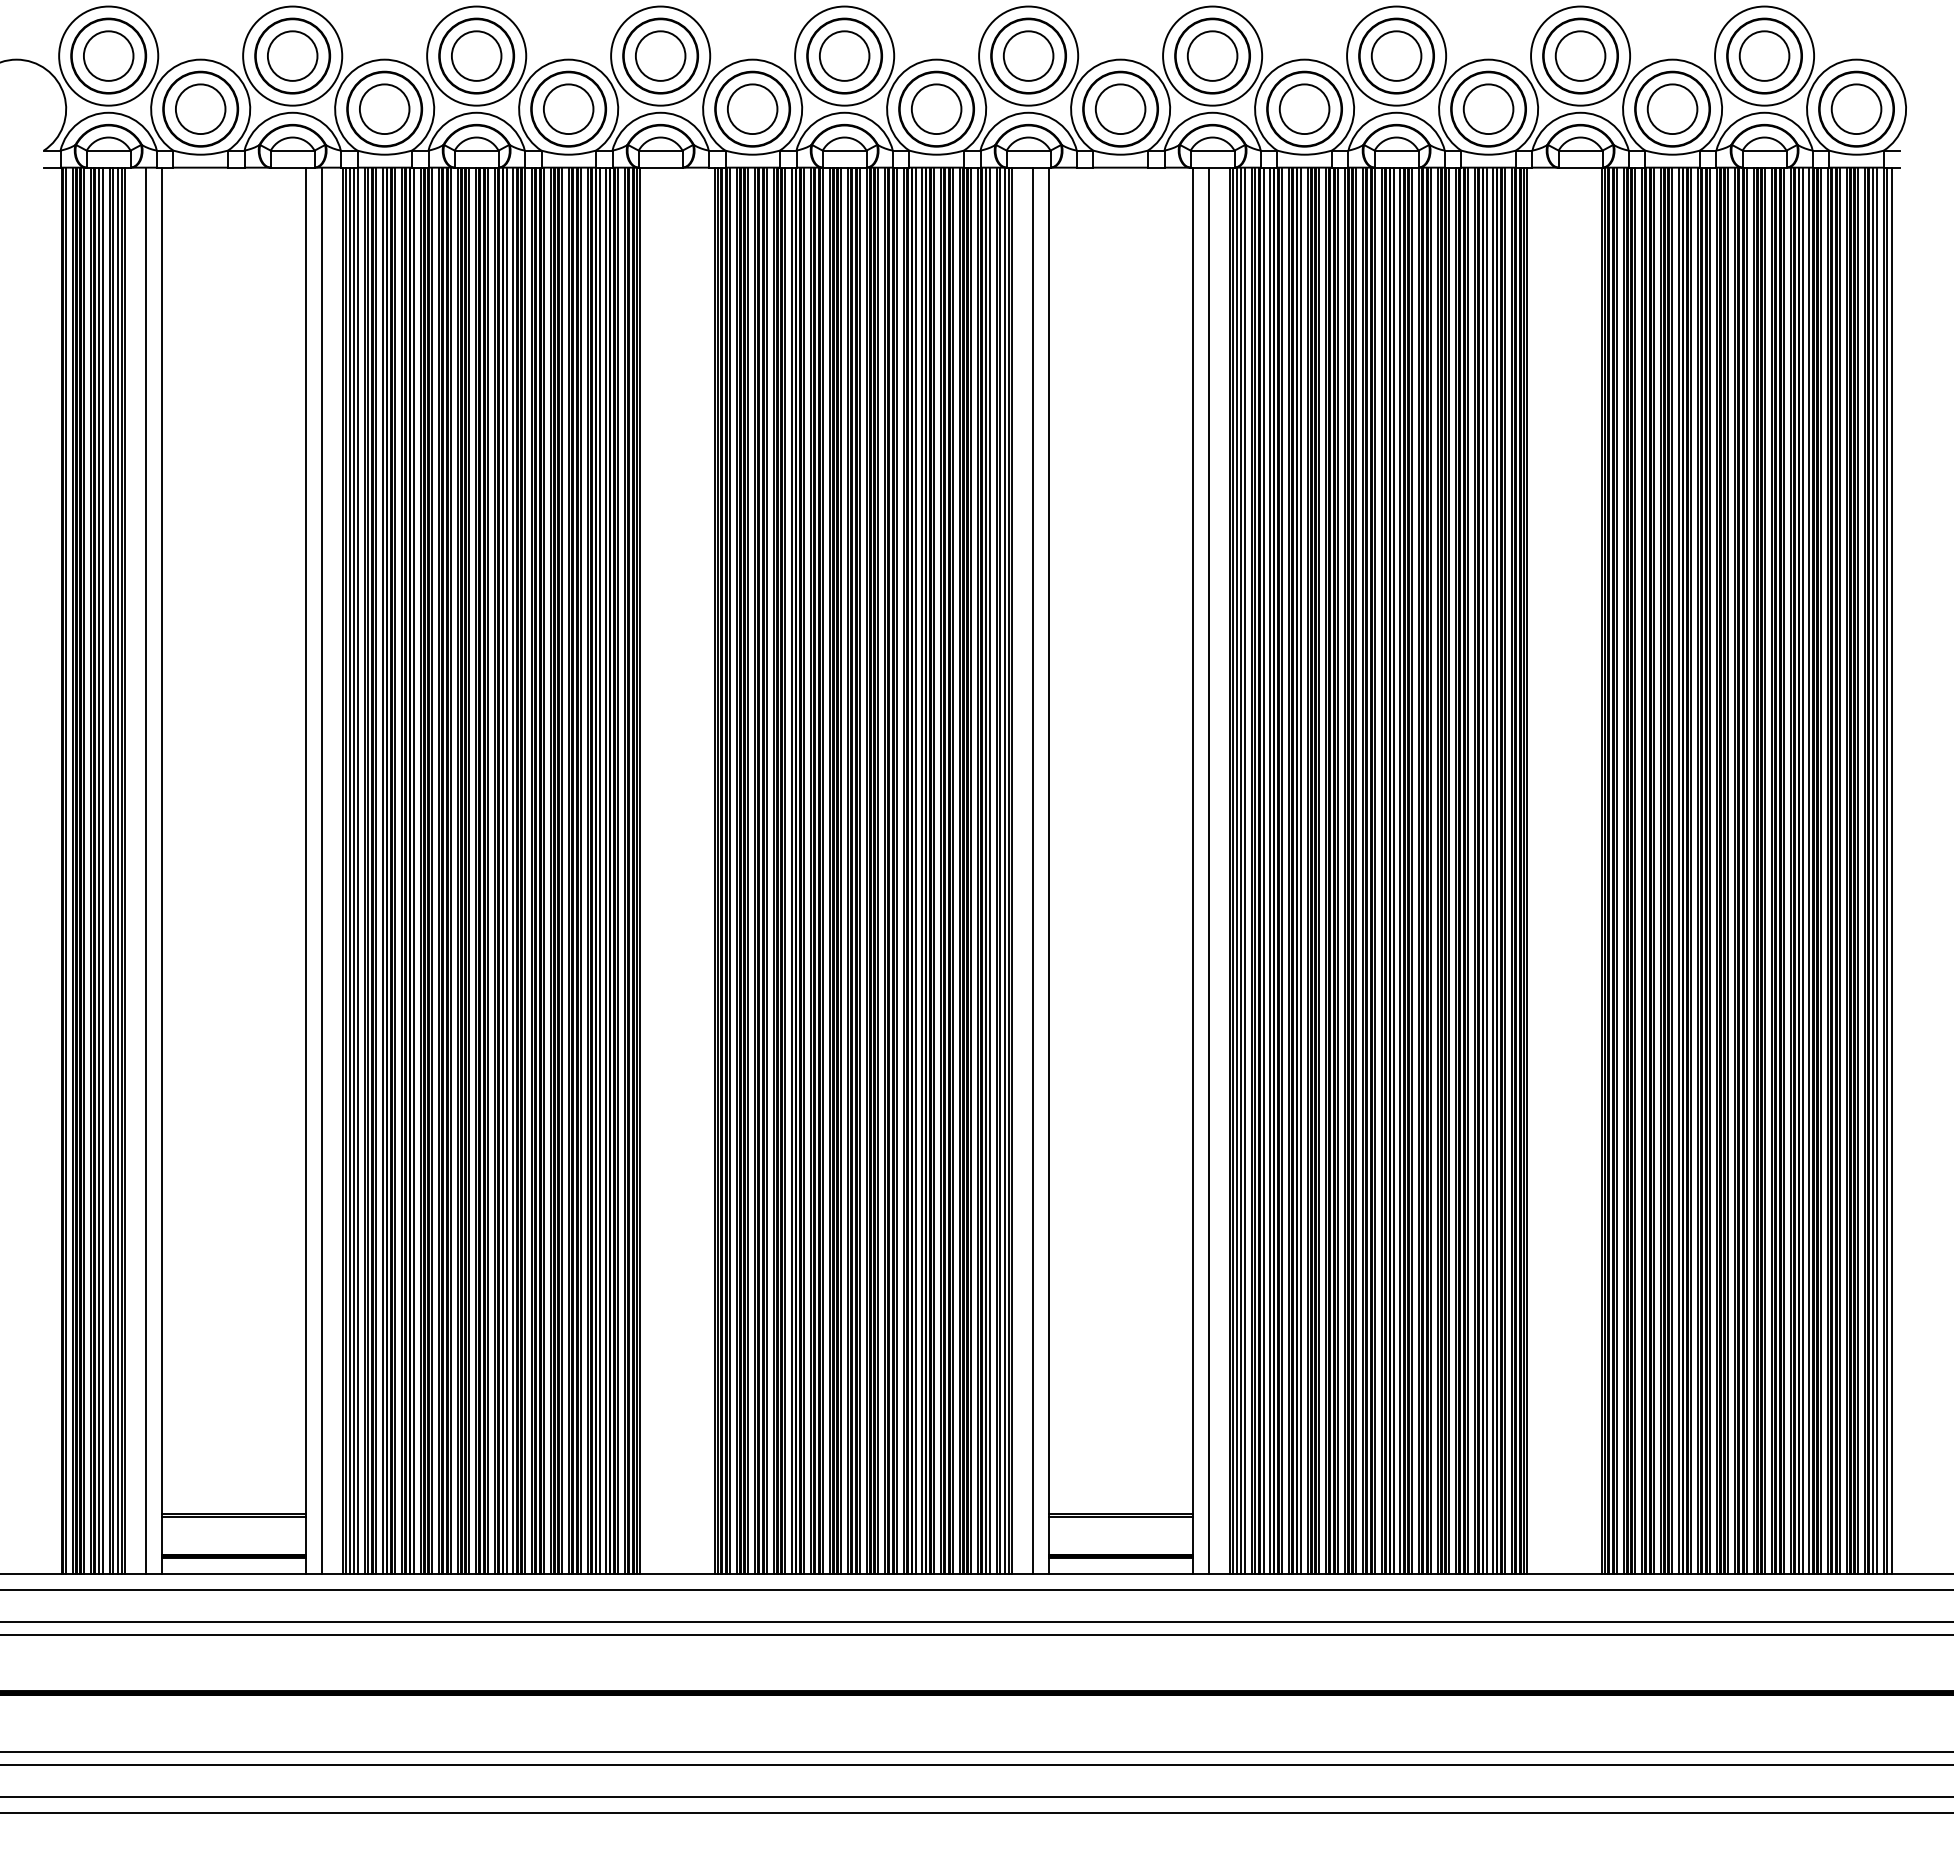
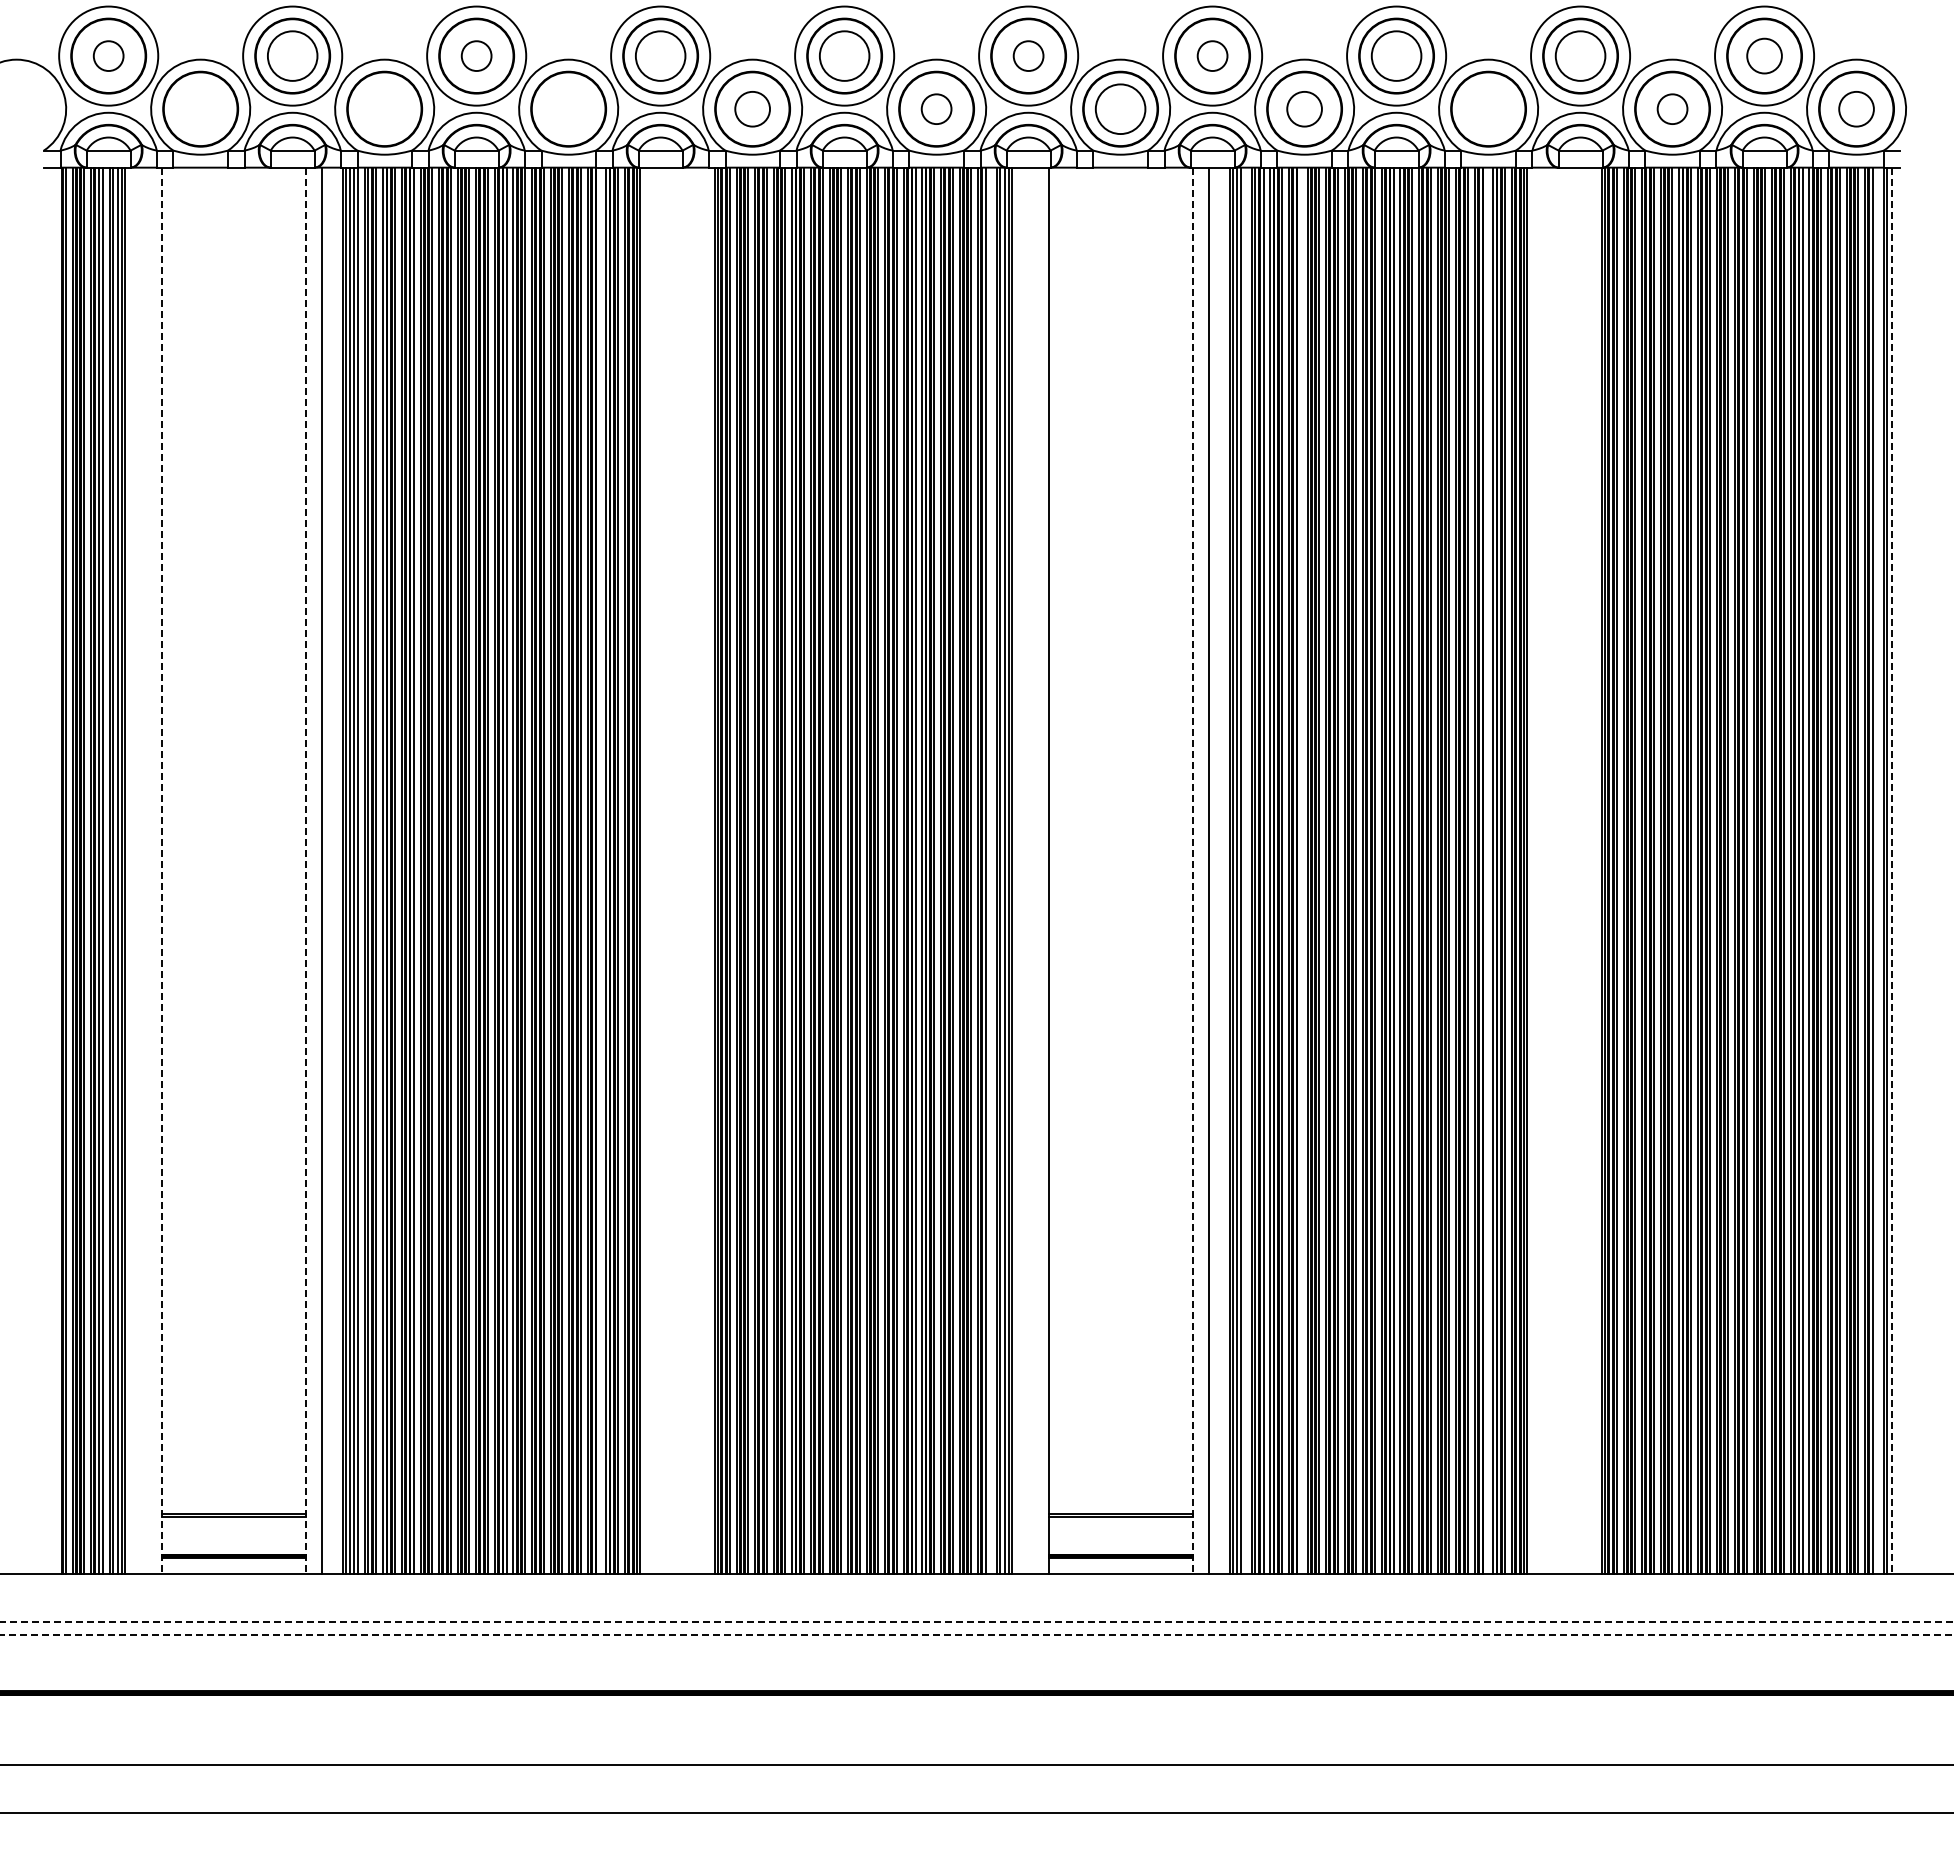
circle diameter: 50 px -> 30 px (108, 56)
circle diameter: 50 px -> 30 px (476, 56)
circle diameter: 50 px -> 30 px (1028, 56)
circle diameter: 50 px -> 30 px (1212, 56)
circle diameter: 50 px -> 35 px (1764, 55)
circle: present -> none (200, 108)
circle: present -> none (384, 108)
circle: present -> none (568, 108)
circle: present -> none (1488, 108)
circle diameter: 50 px -> 35 px (752, 108)
circle diameter: 50 px -> 30 px (936, 109)
circle diameter: 50 px -> 35 px (1304, 108)
circle diameter: 50 px -> 30 px (1672, 109)
circle diameter: 50 px -> 35 px (1856, 108)
line: present -> none (146, 870)
line: present -> none (599, 870)
line: present -> none (989, 870)
line: present -> none (1033, 870)
line: present -> none (1244, 870)
line: present -> none (1300, 870)
line: present -> none (1486, 870)
line: present -> none (1876, 870)
line: solid -> dashed (162, 871)
line: solid -> dashed (305, 871)
line: solid -> dashed (1192, 871)
line: solid -> dashed (1891, 871)
line: present -> none (976, 1589)
line: solid -> dashed (977, 1621)
line: solid -> dashed (977, 1634)
line: present -> none (976, 1751)
line: present -> none (976, 1796)
